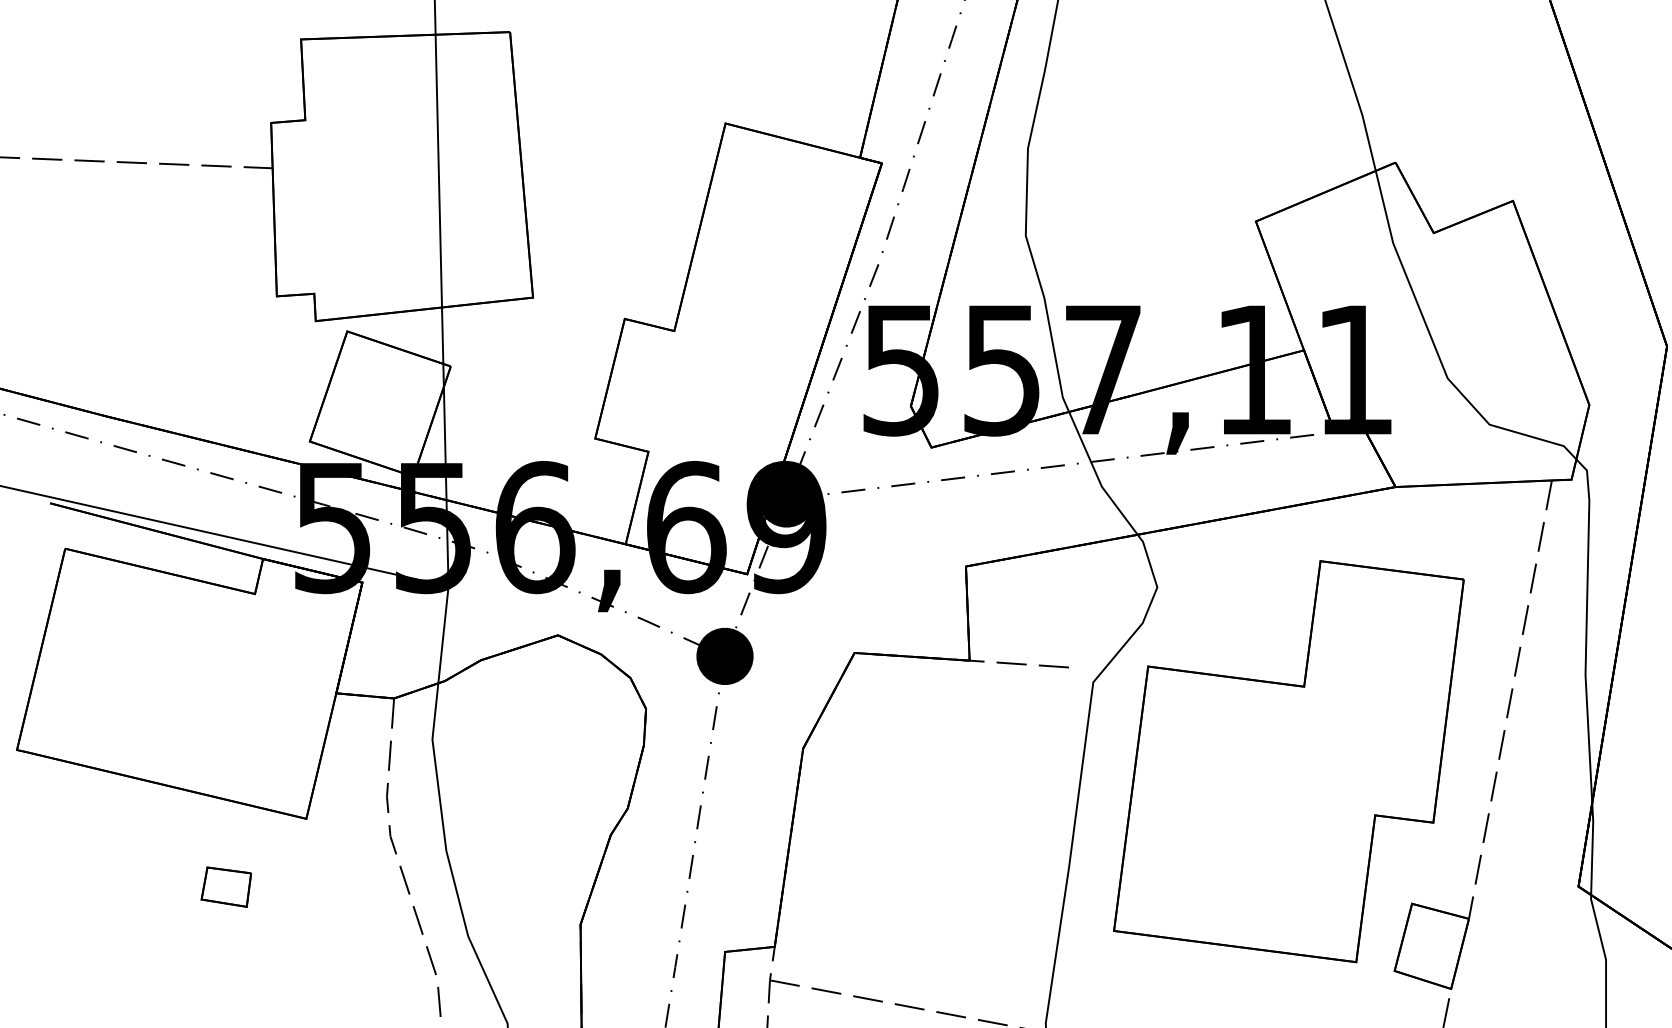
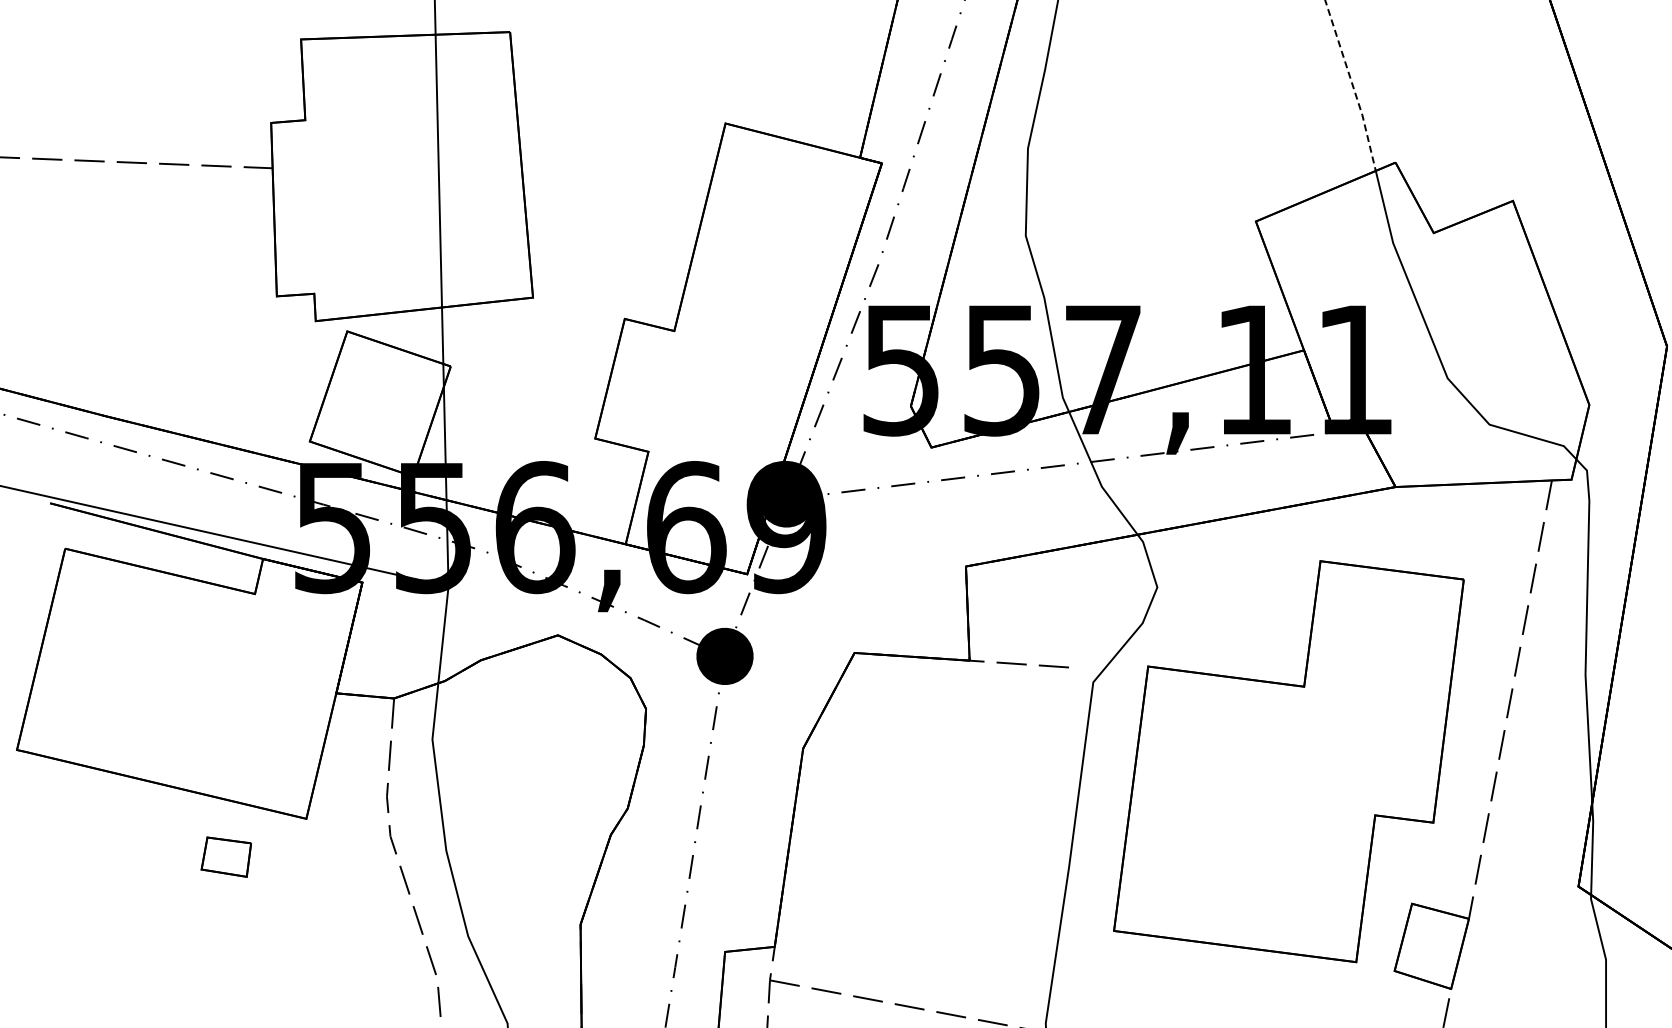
line: solid -> dashed (1352, 85)
part position: (225, 886) -> (225, 856) (225, 856)
